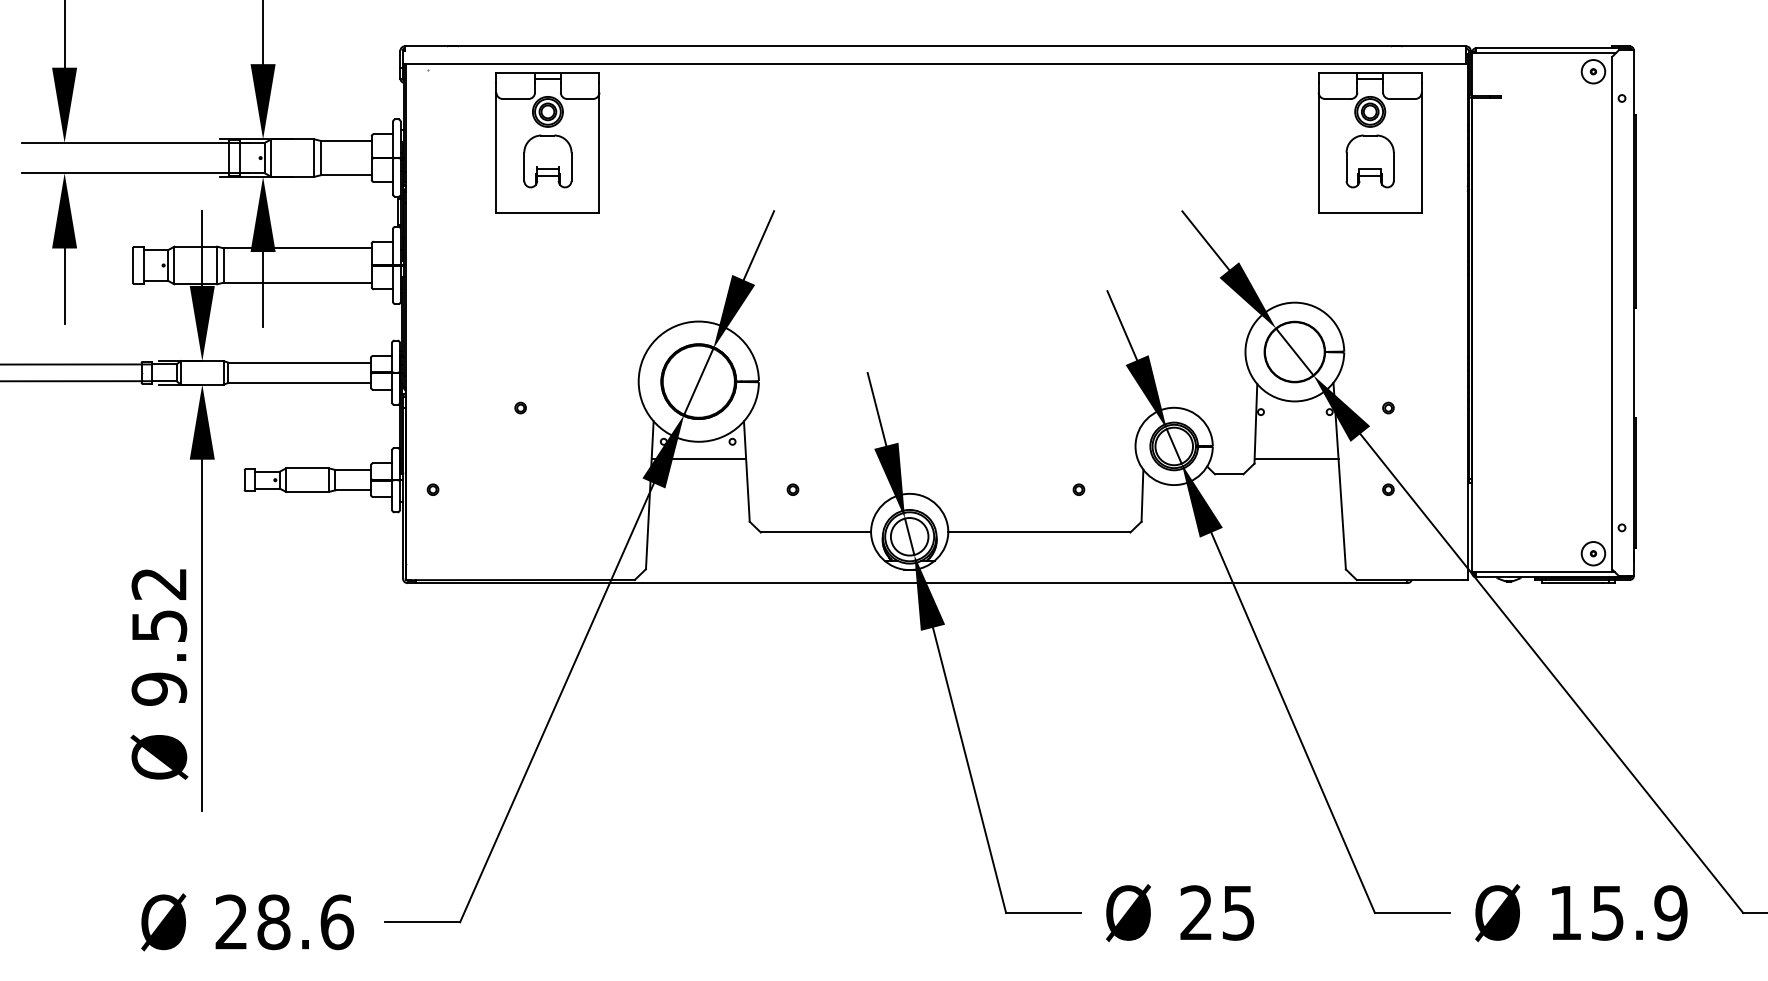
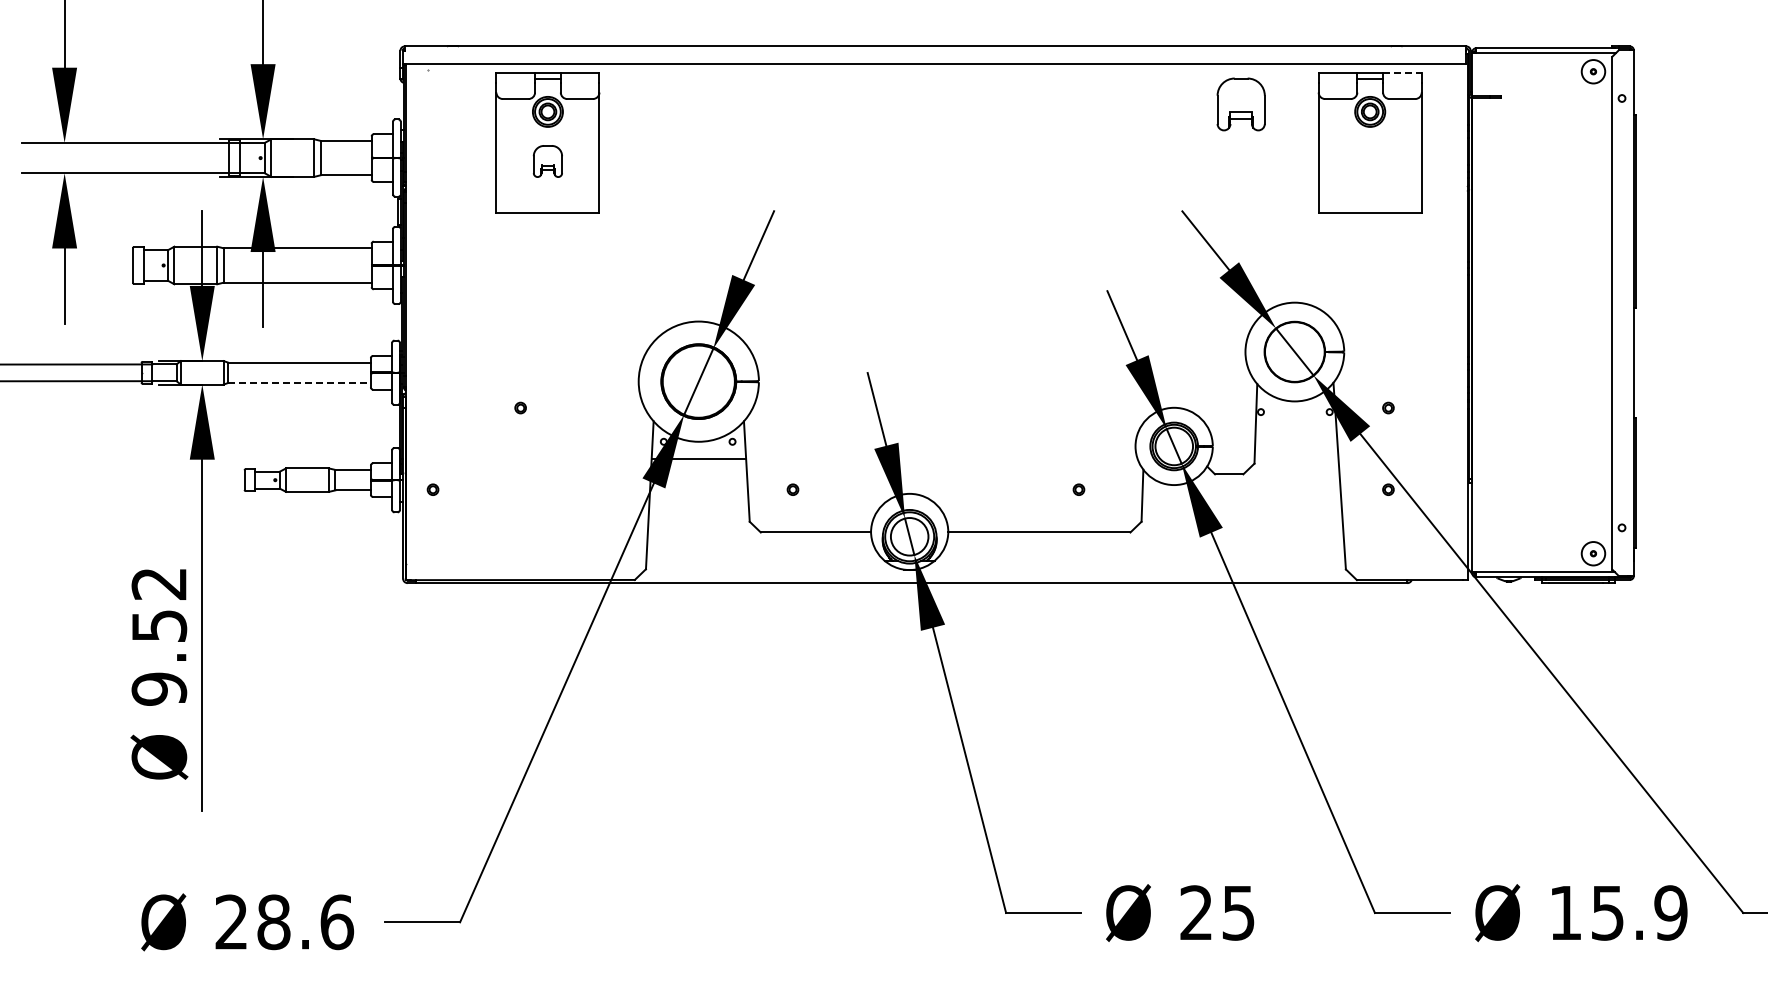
line: solid -> dashed (1402, 73)
part size: 50x55 px -> 31x33 px (547, 161)
part position: (1369, 161) -> (1240, 104) (1240, 104)
line: solid -> dashed (299, 383)
line: present -> none (1296, 458)
